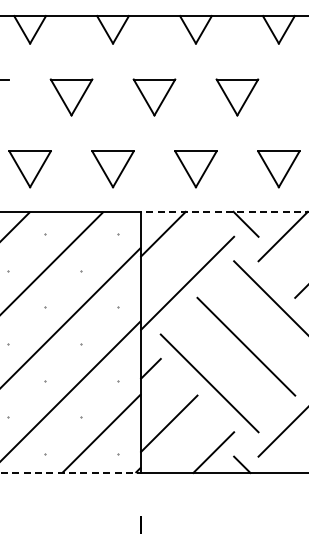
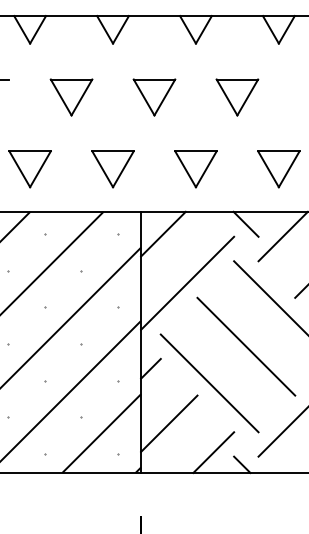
line: dashed -> solid (225, 211)
line: dashed -> solid (71, 473)
